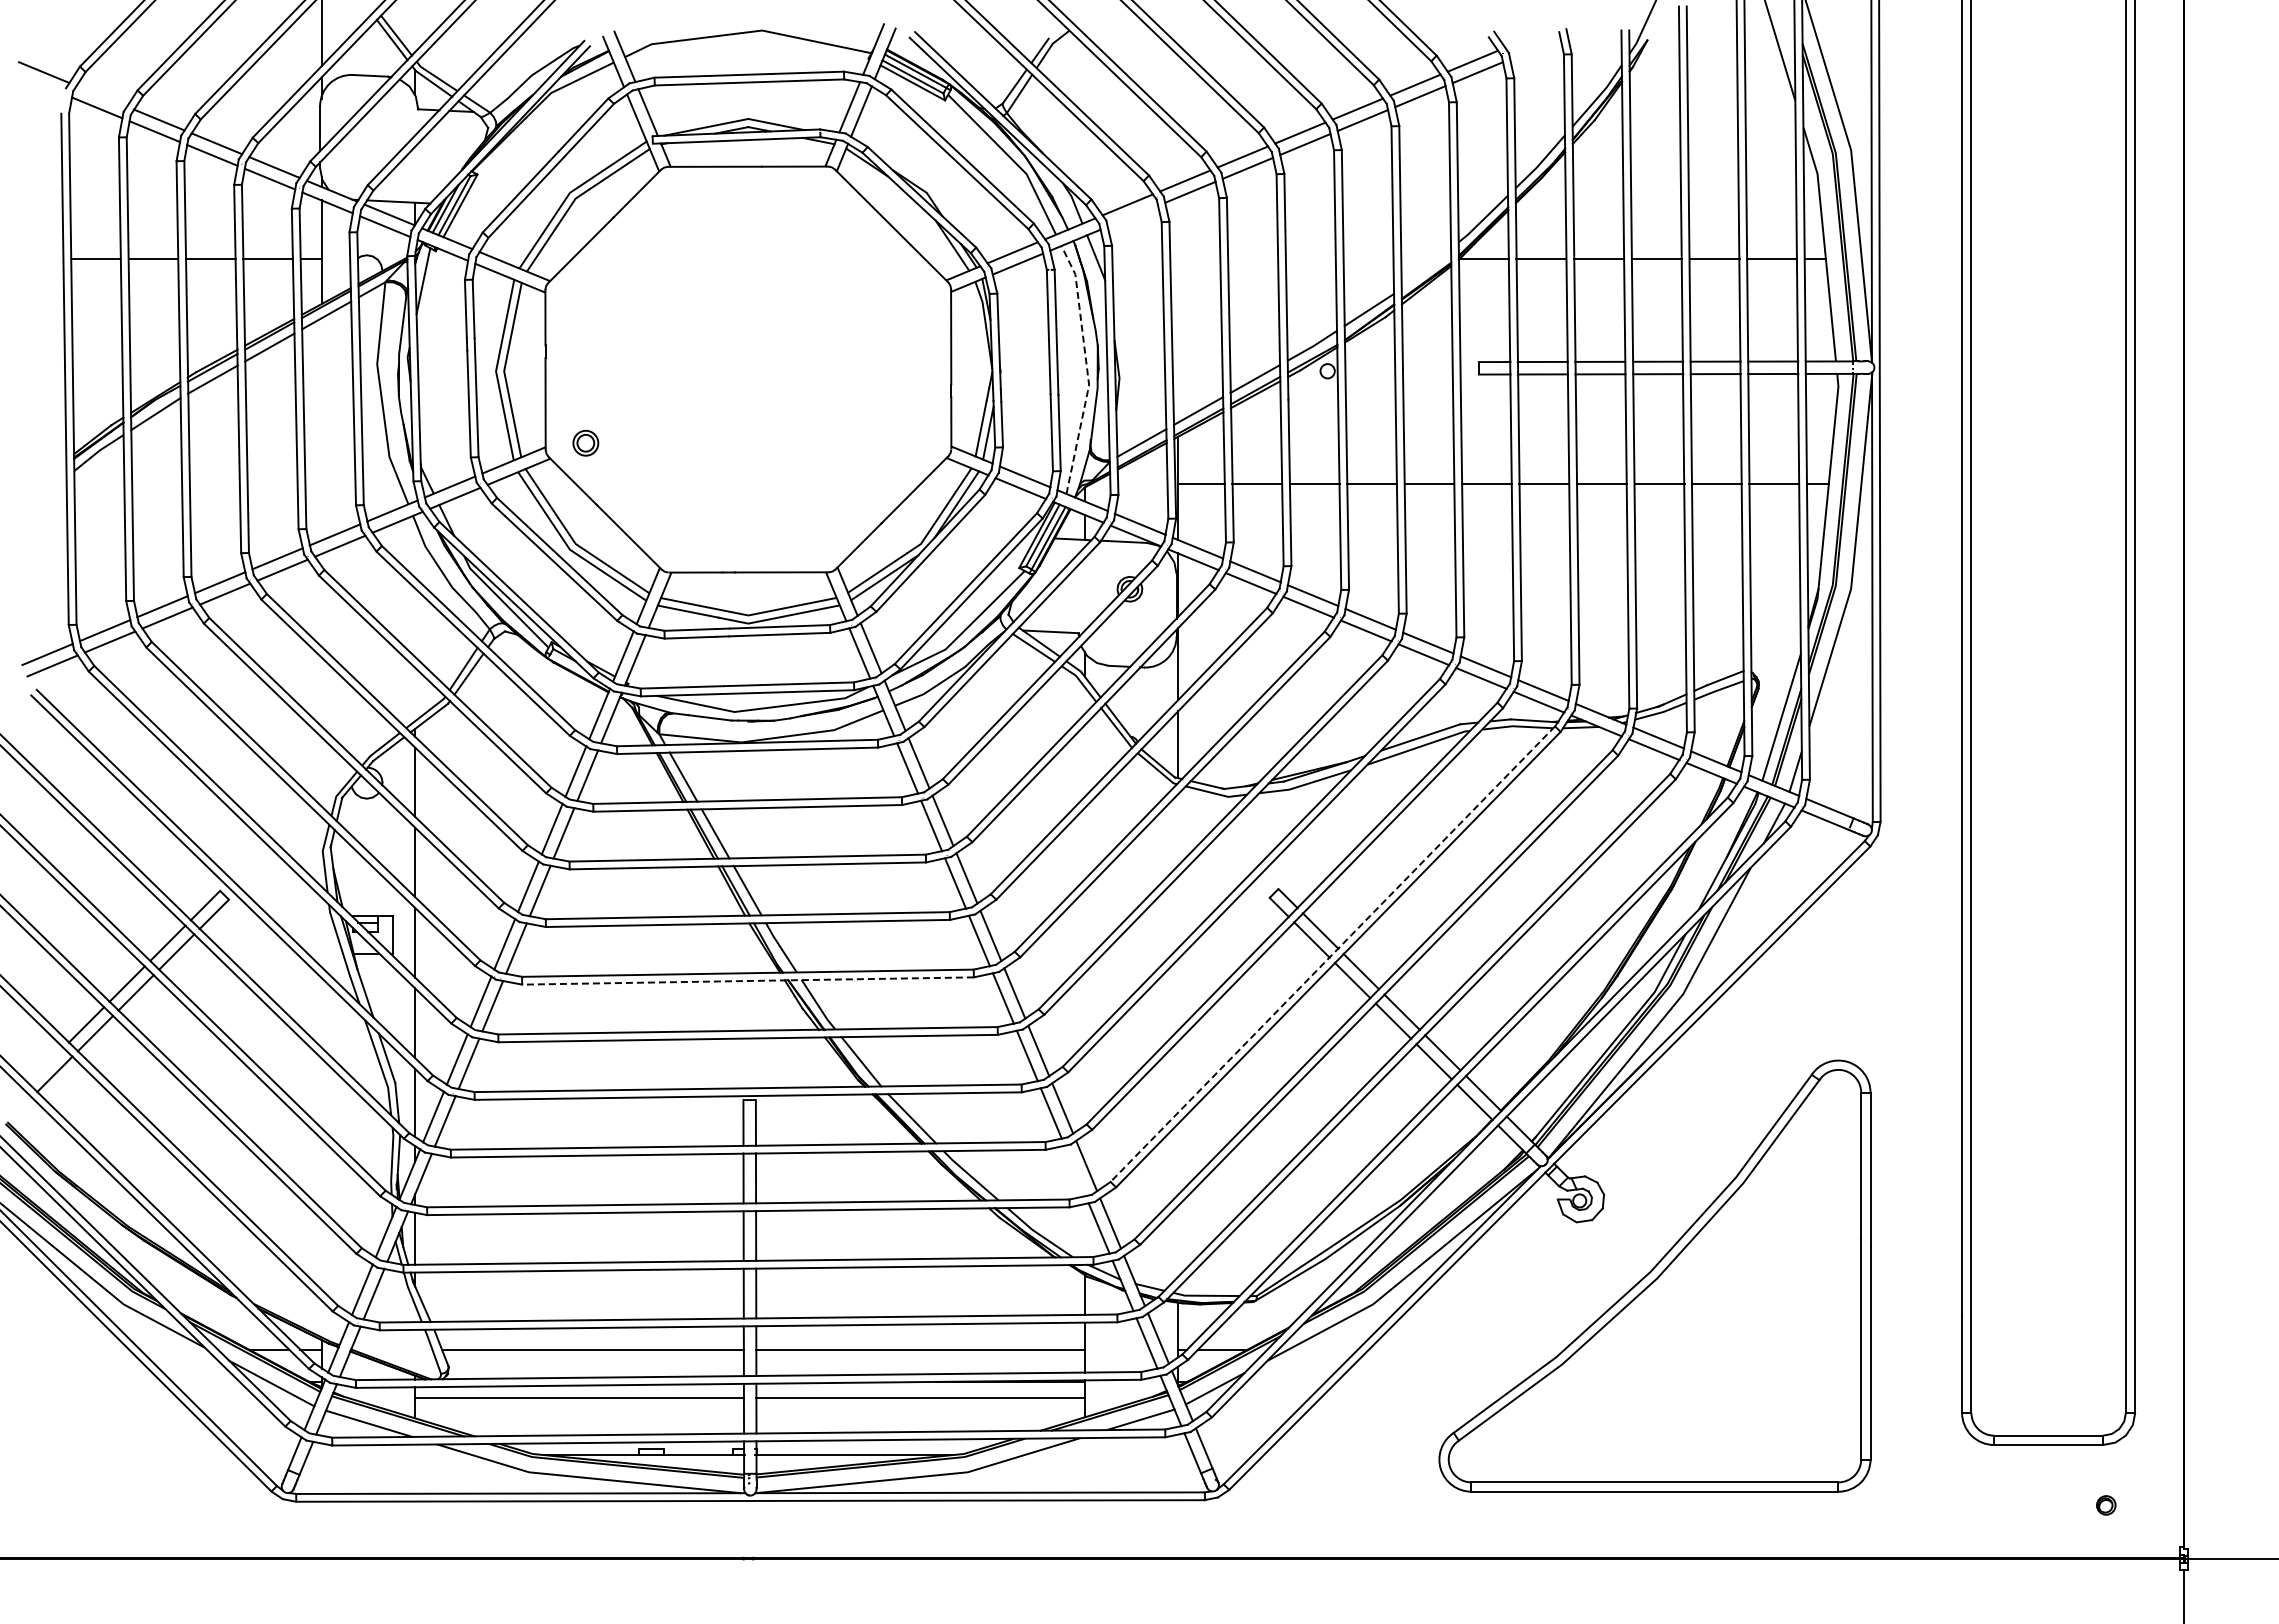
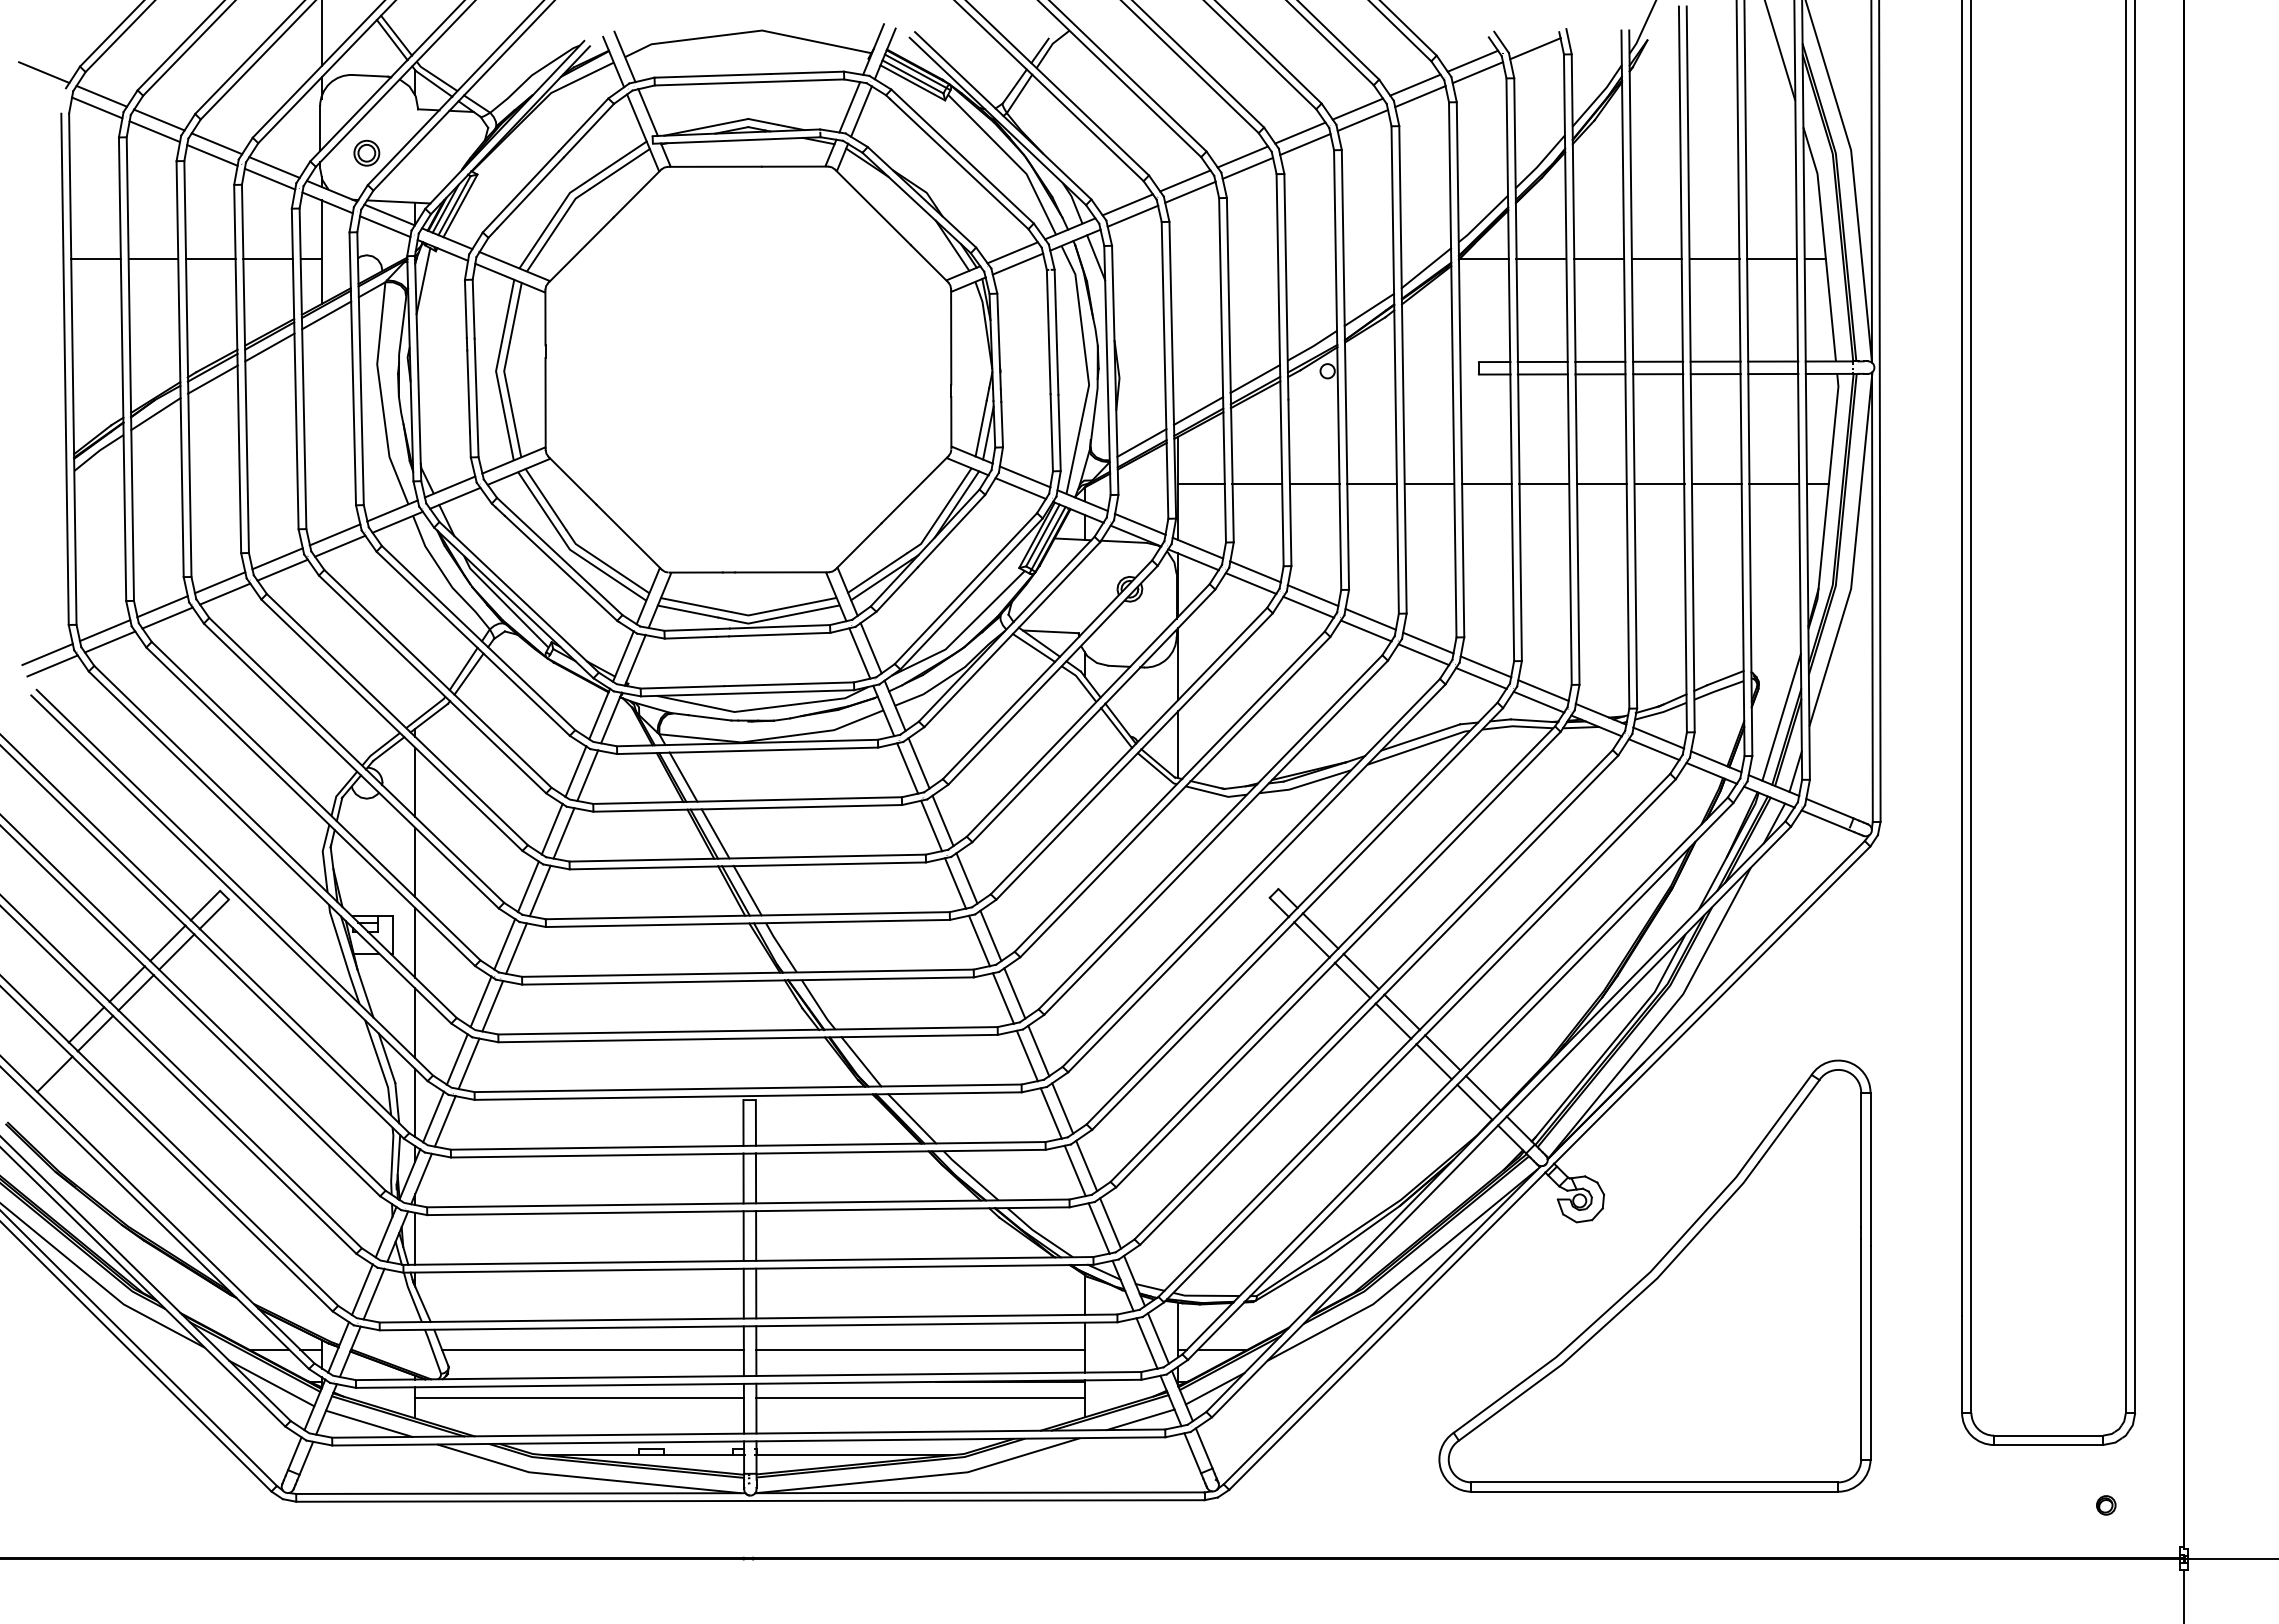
line: none -> present (1535, 48)
line: none -> present (101, 95)
line: none -> present (1132, 215)
line: none -> present (1426, 268)
line: dashed -> solid (1087, 369)
part position: (585, 442) -> (366, 152) (366, 152)
line: dashed -> solid (1332, 954)
line: dashed -> solid (748, 981)
line: none -> present (1074, 1170)
